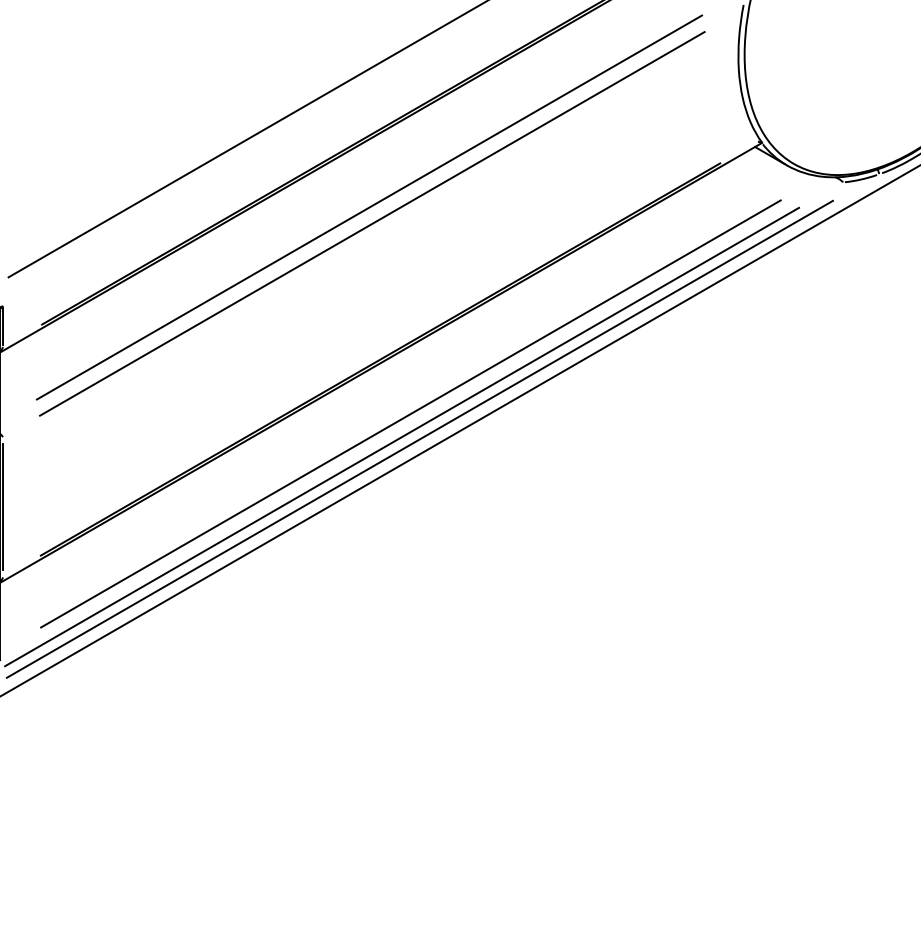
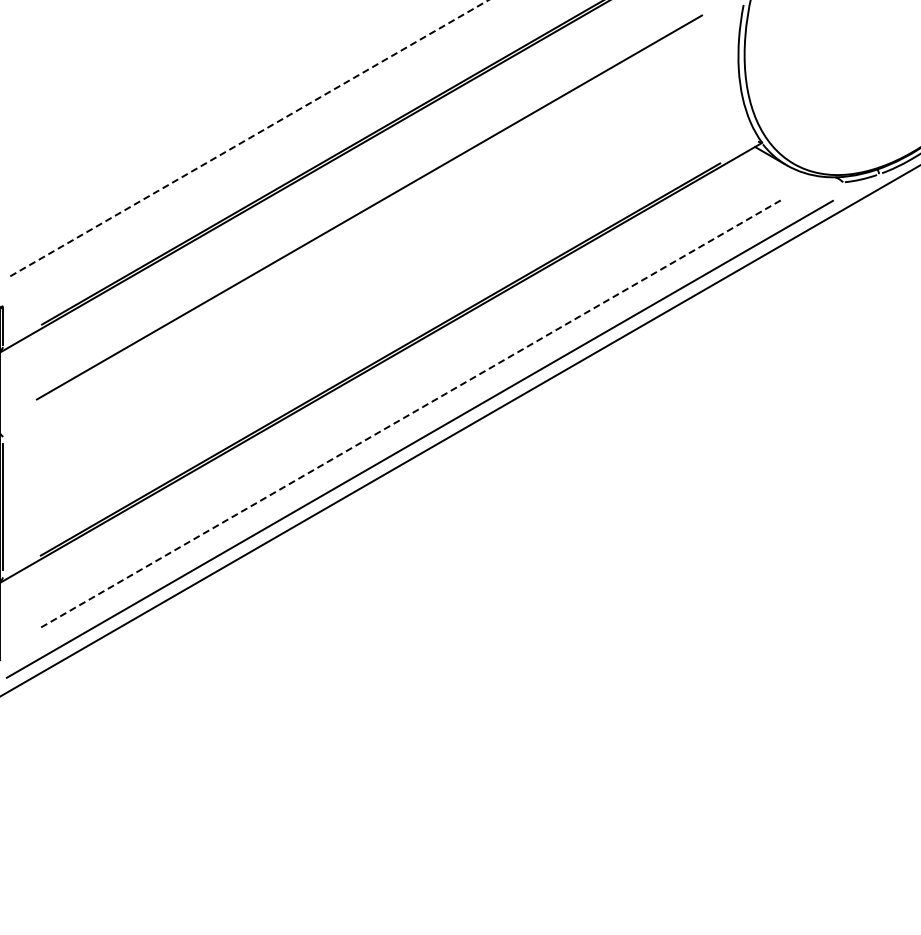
line: solid -> dashed (248, 138)
line: present -> none (372, 223)
line: solid -> dashed (410, 414)
line: present -> none (402, 436)
